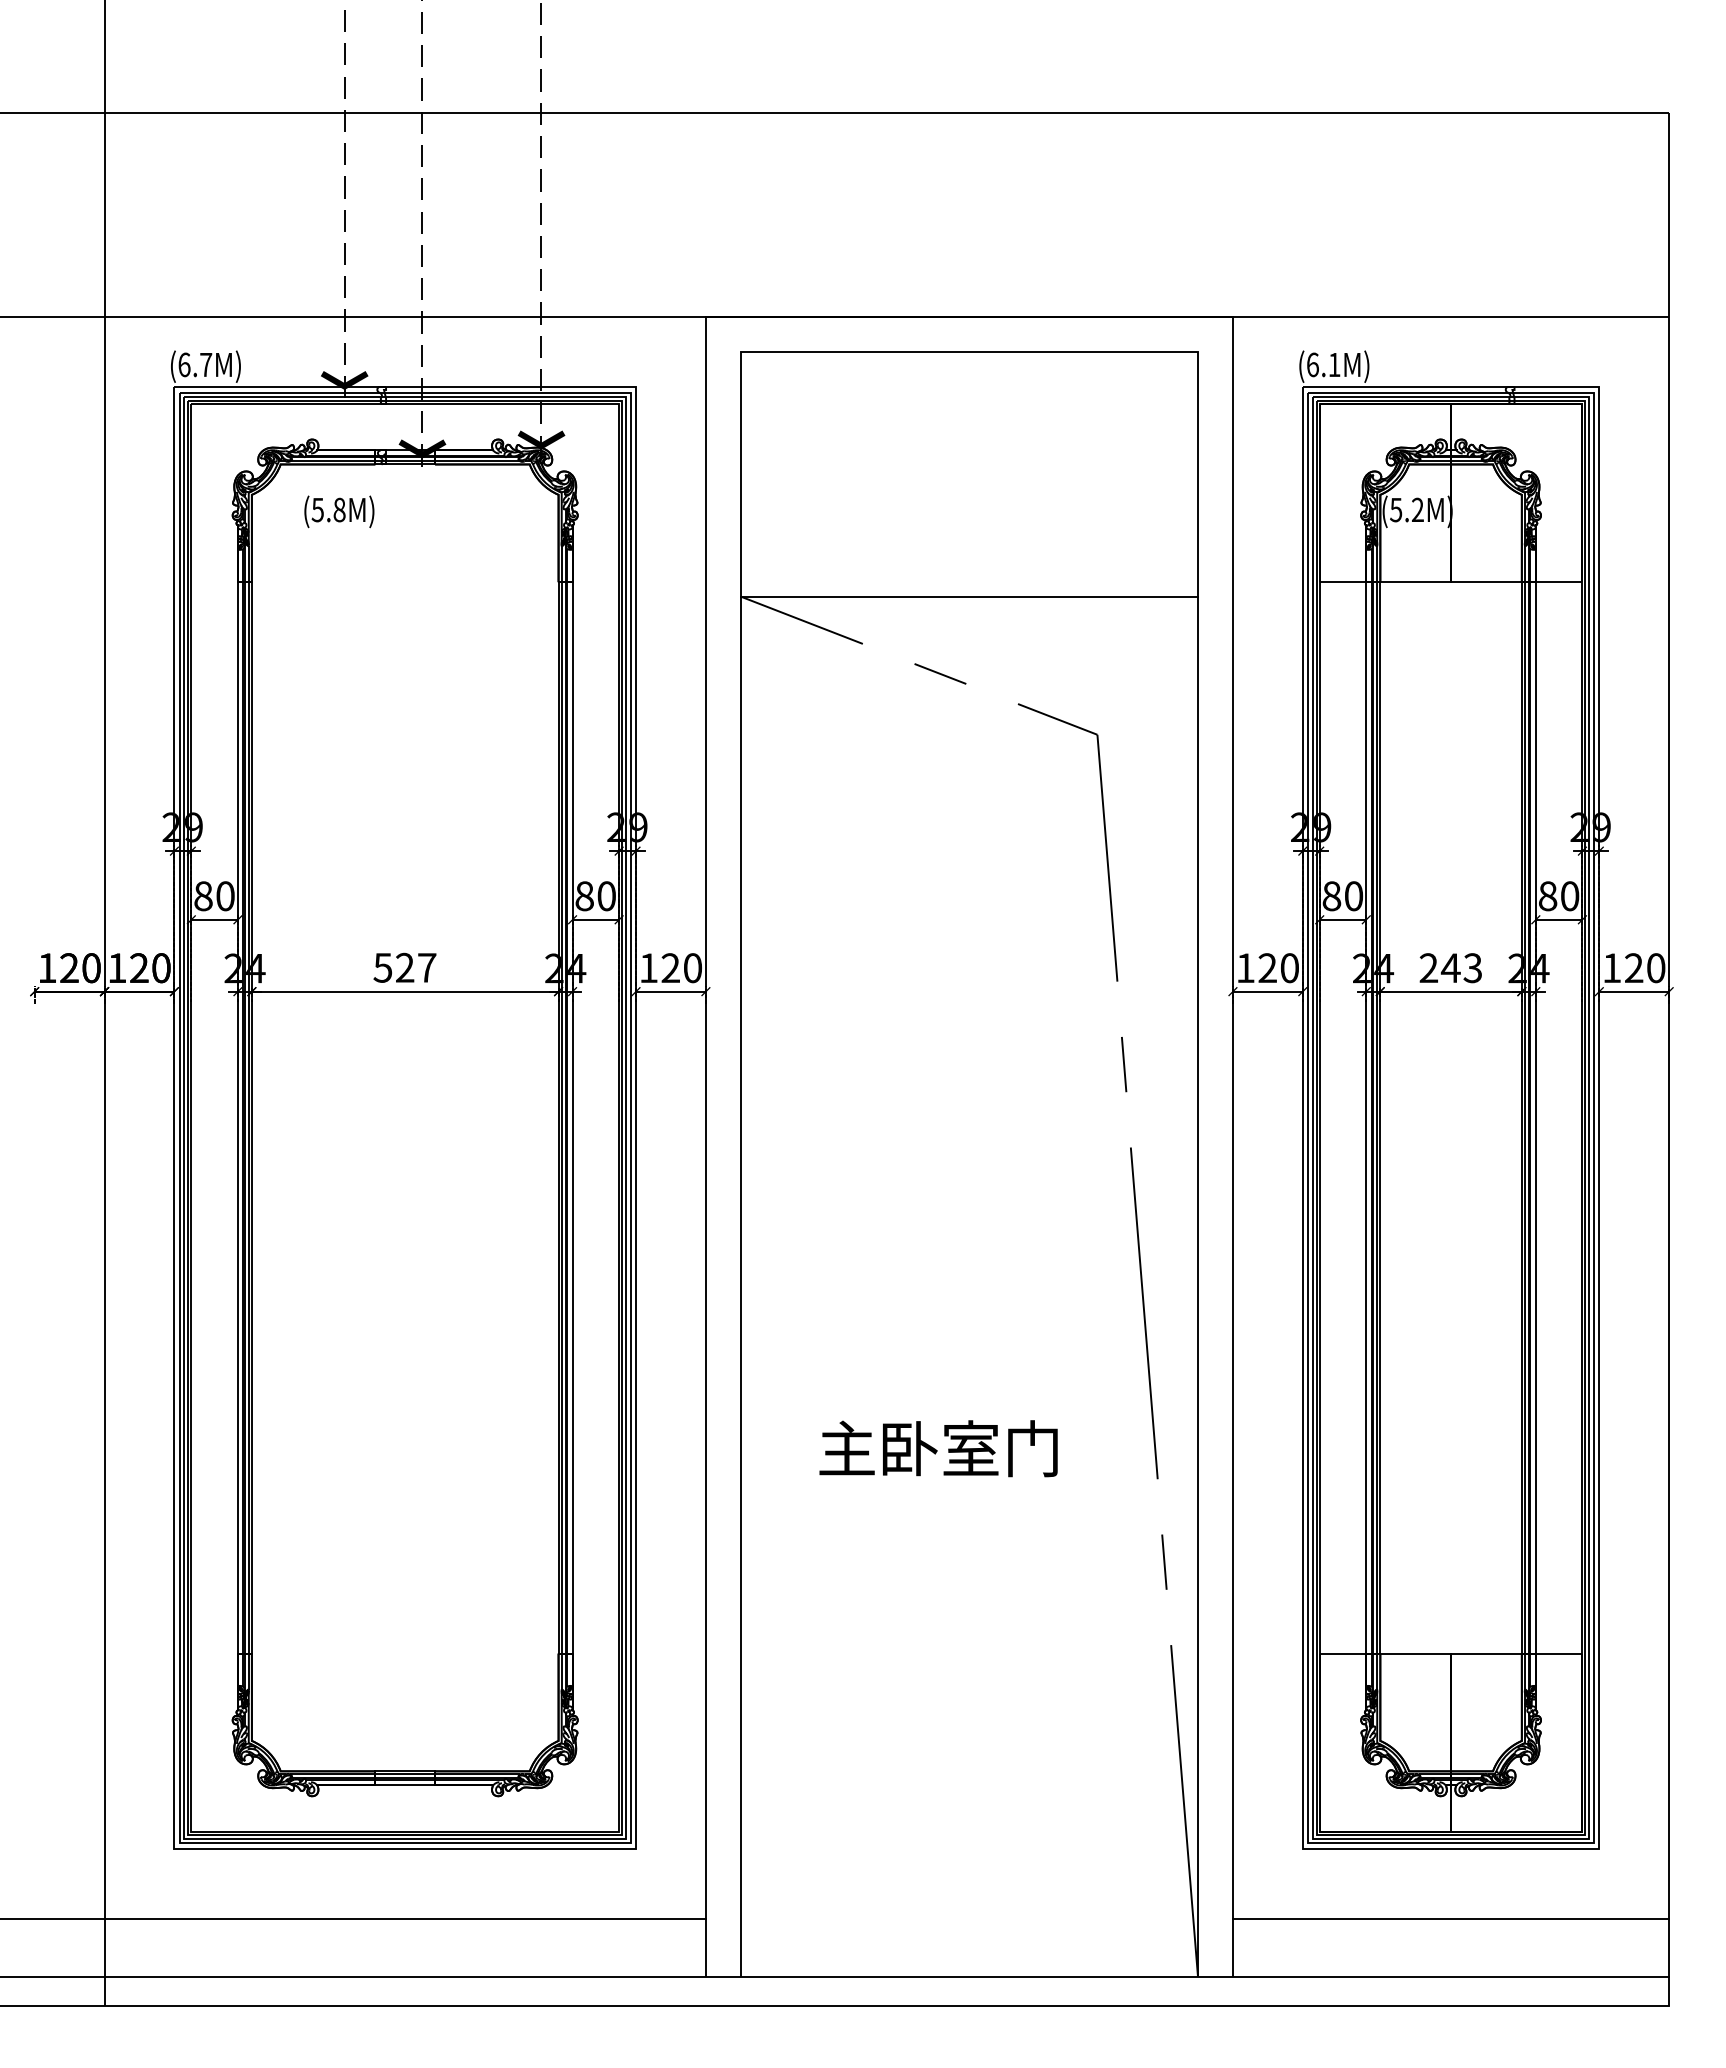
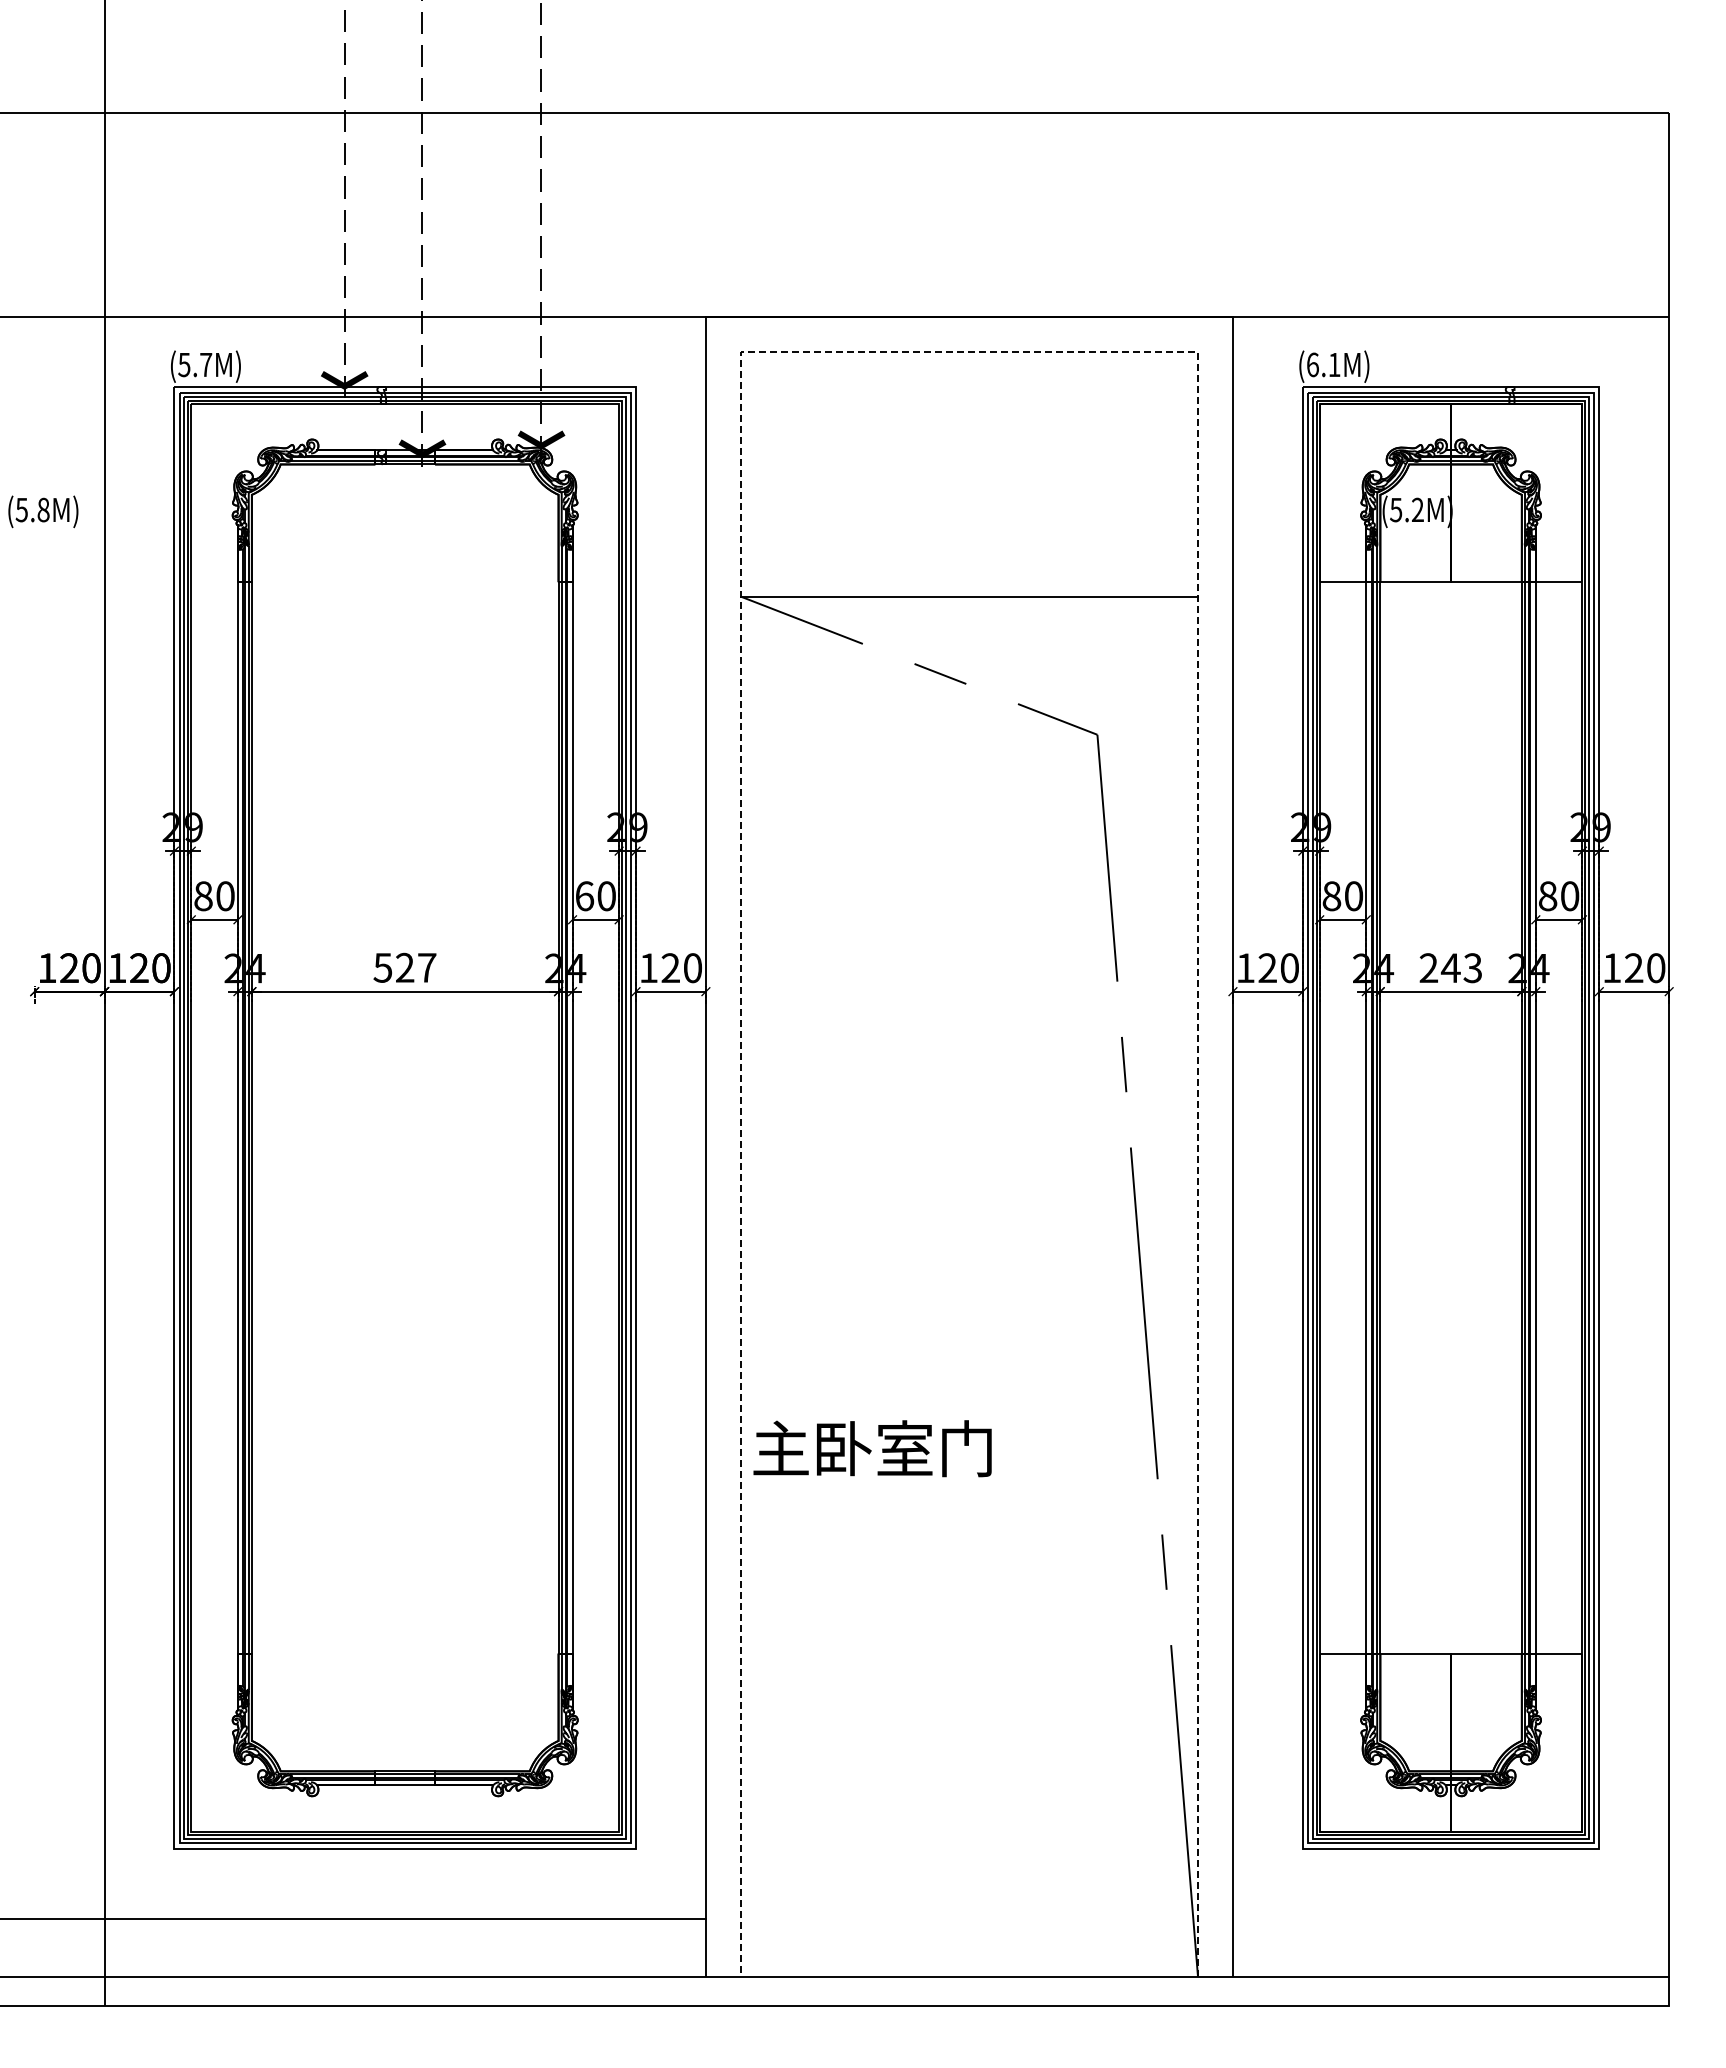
line: solid -> dashed (969, 352)
text: (6.7M) -> (5.7M) (184, 364)
text position: (339, 511) -> (43, 511) (43, 511)
text: 80 -> 60 (584, 896)
text position: (938, 1448) -> (872, 1448) (872, 1448)
line: present -> none (1450, 1918)
